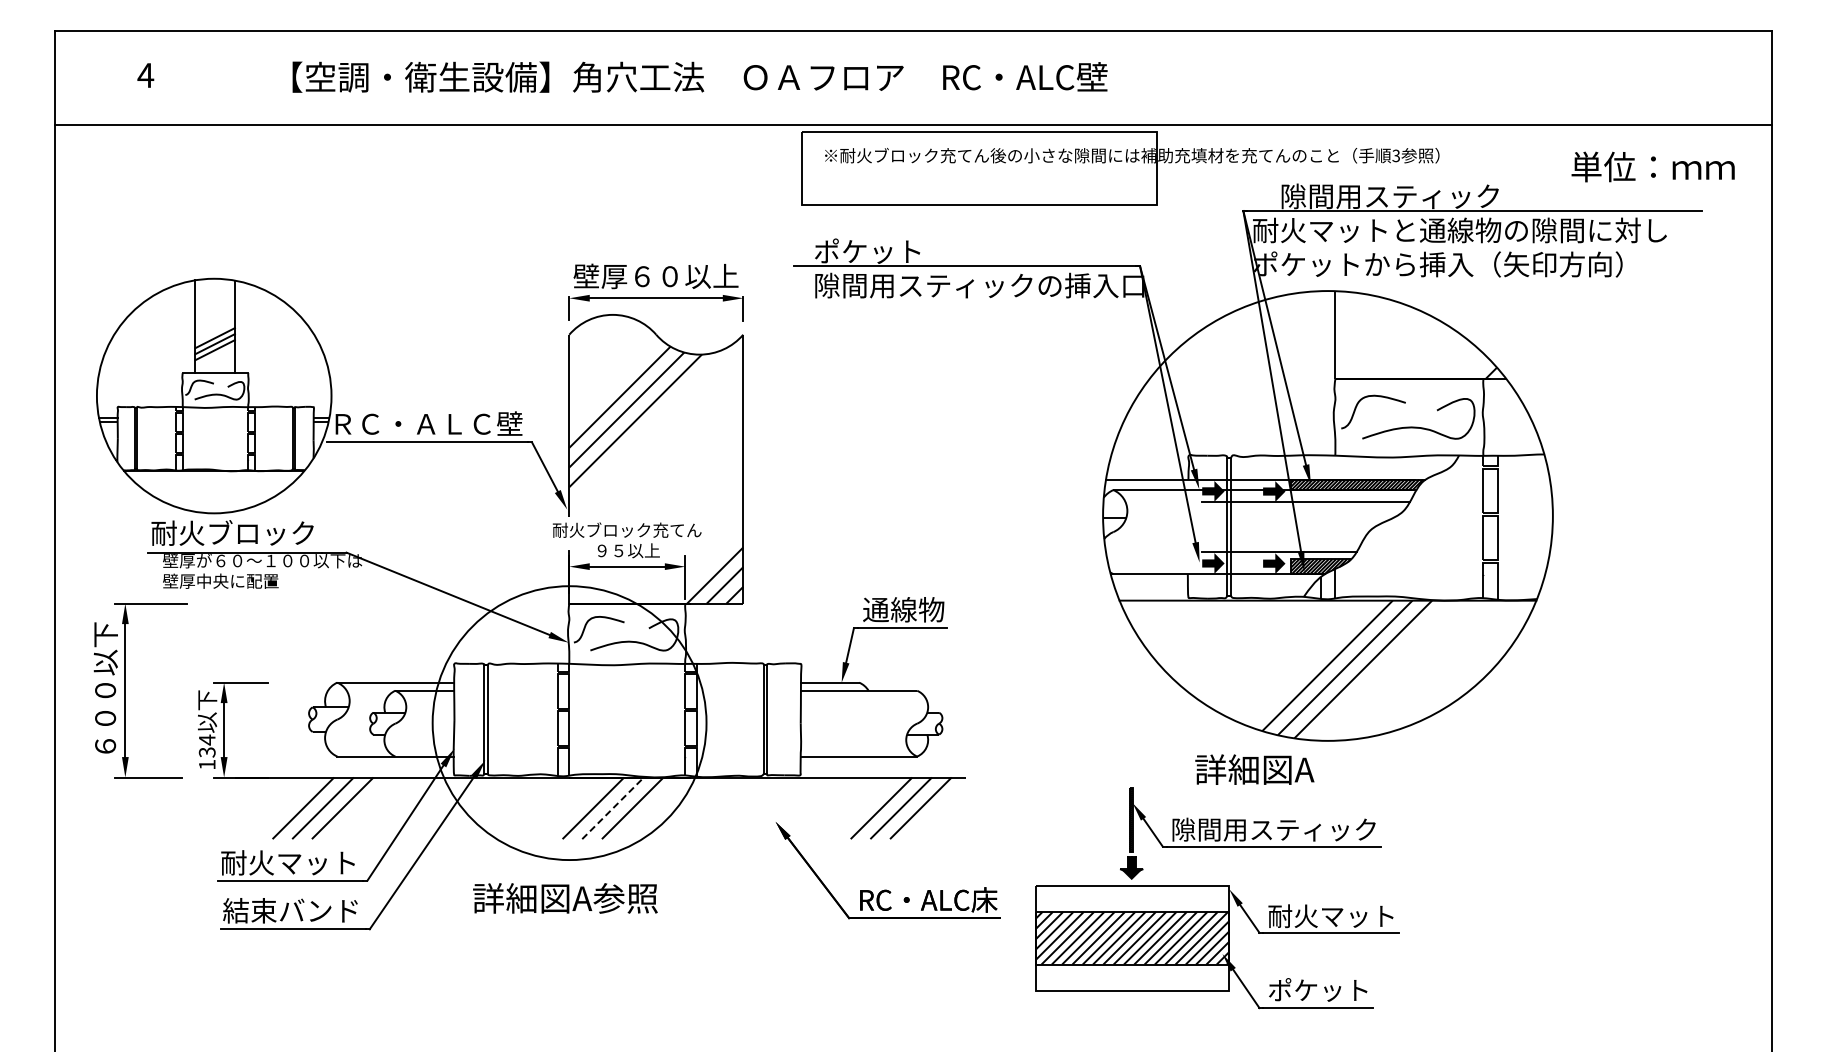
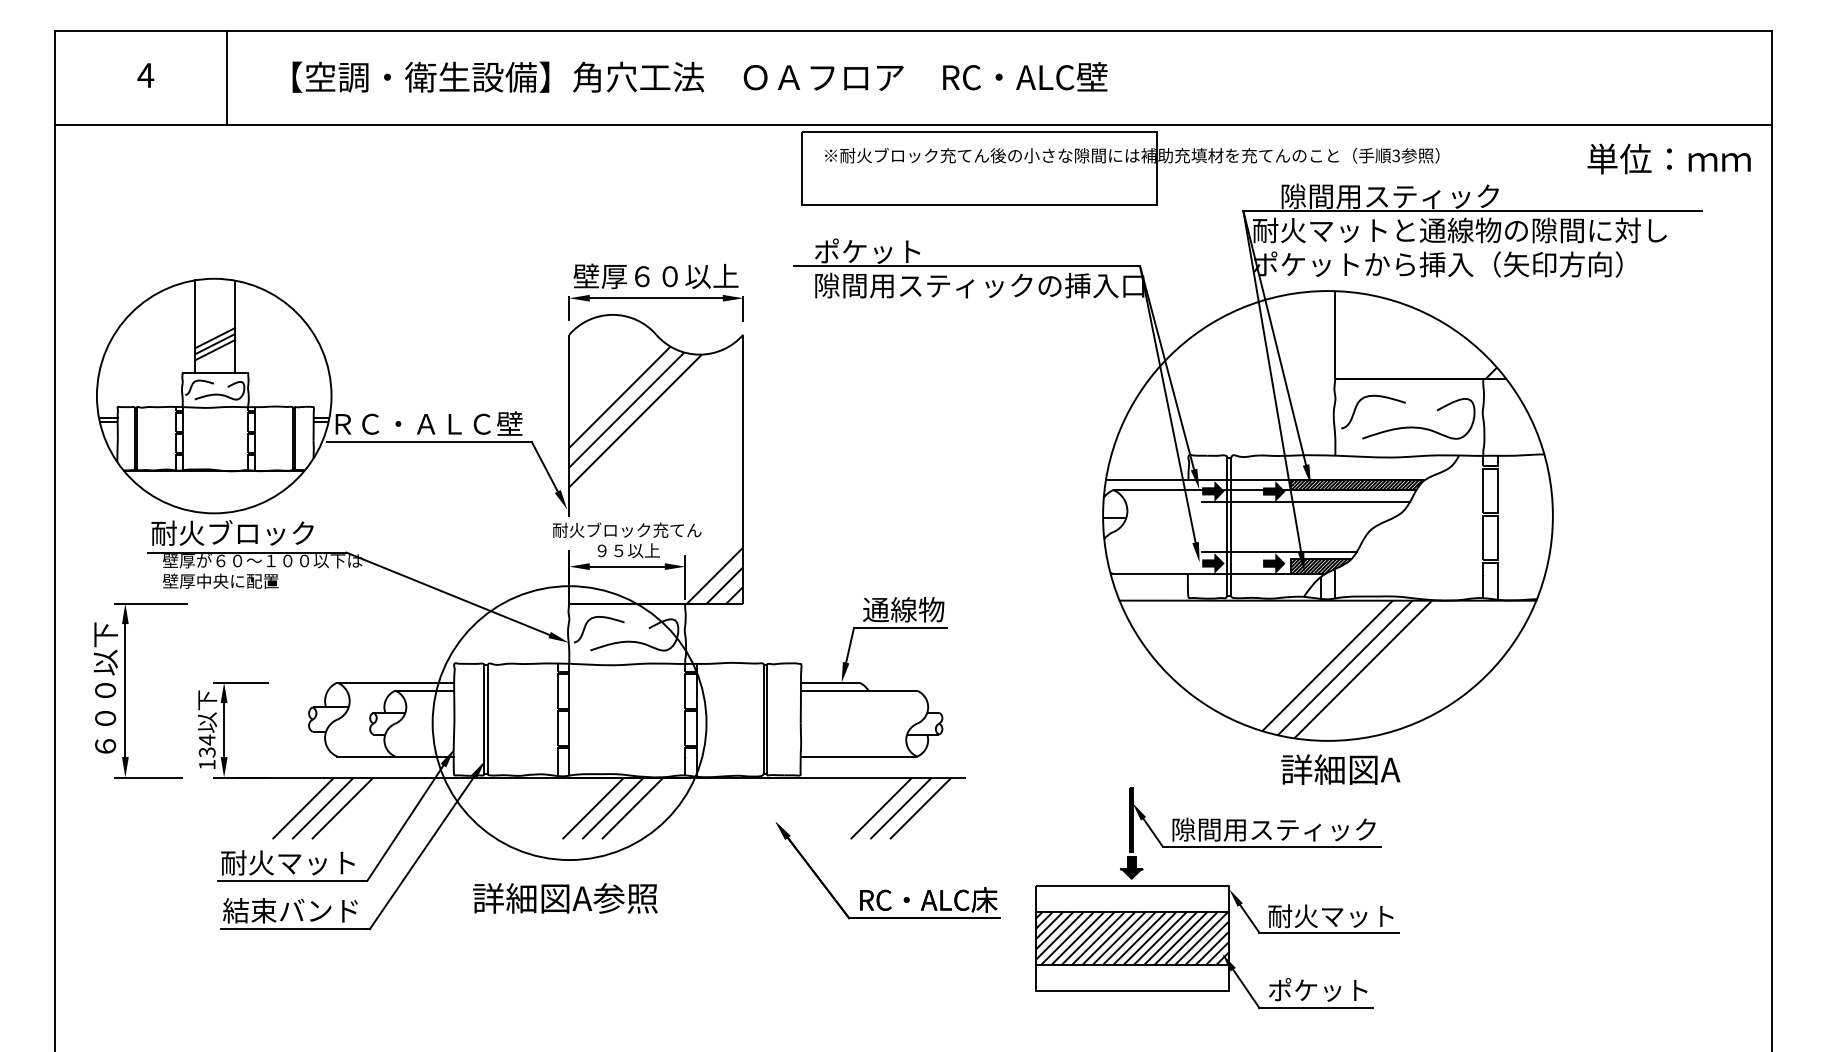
line: none -> present (227, 77)
text position: (1652, 166) -> (1668, 158) (1668, 158)
text position: (1254, 769) -> (1340, 769) (1340, 769)
line: dashed -> solid (613, 808)
